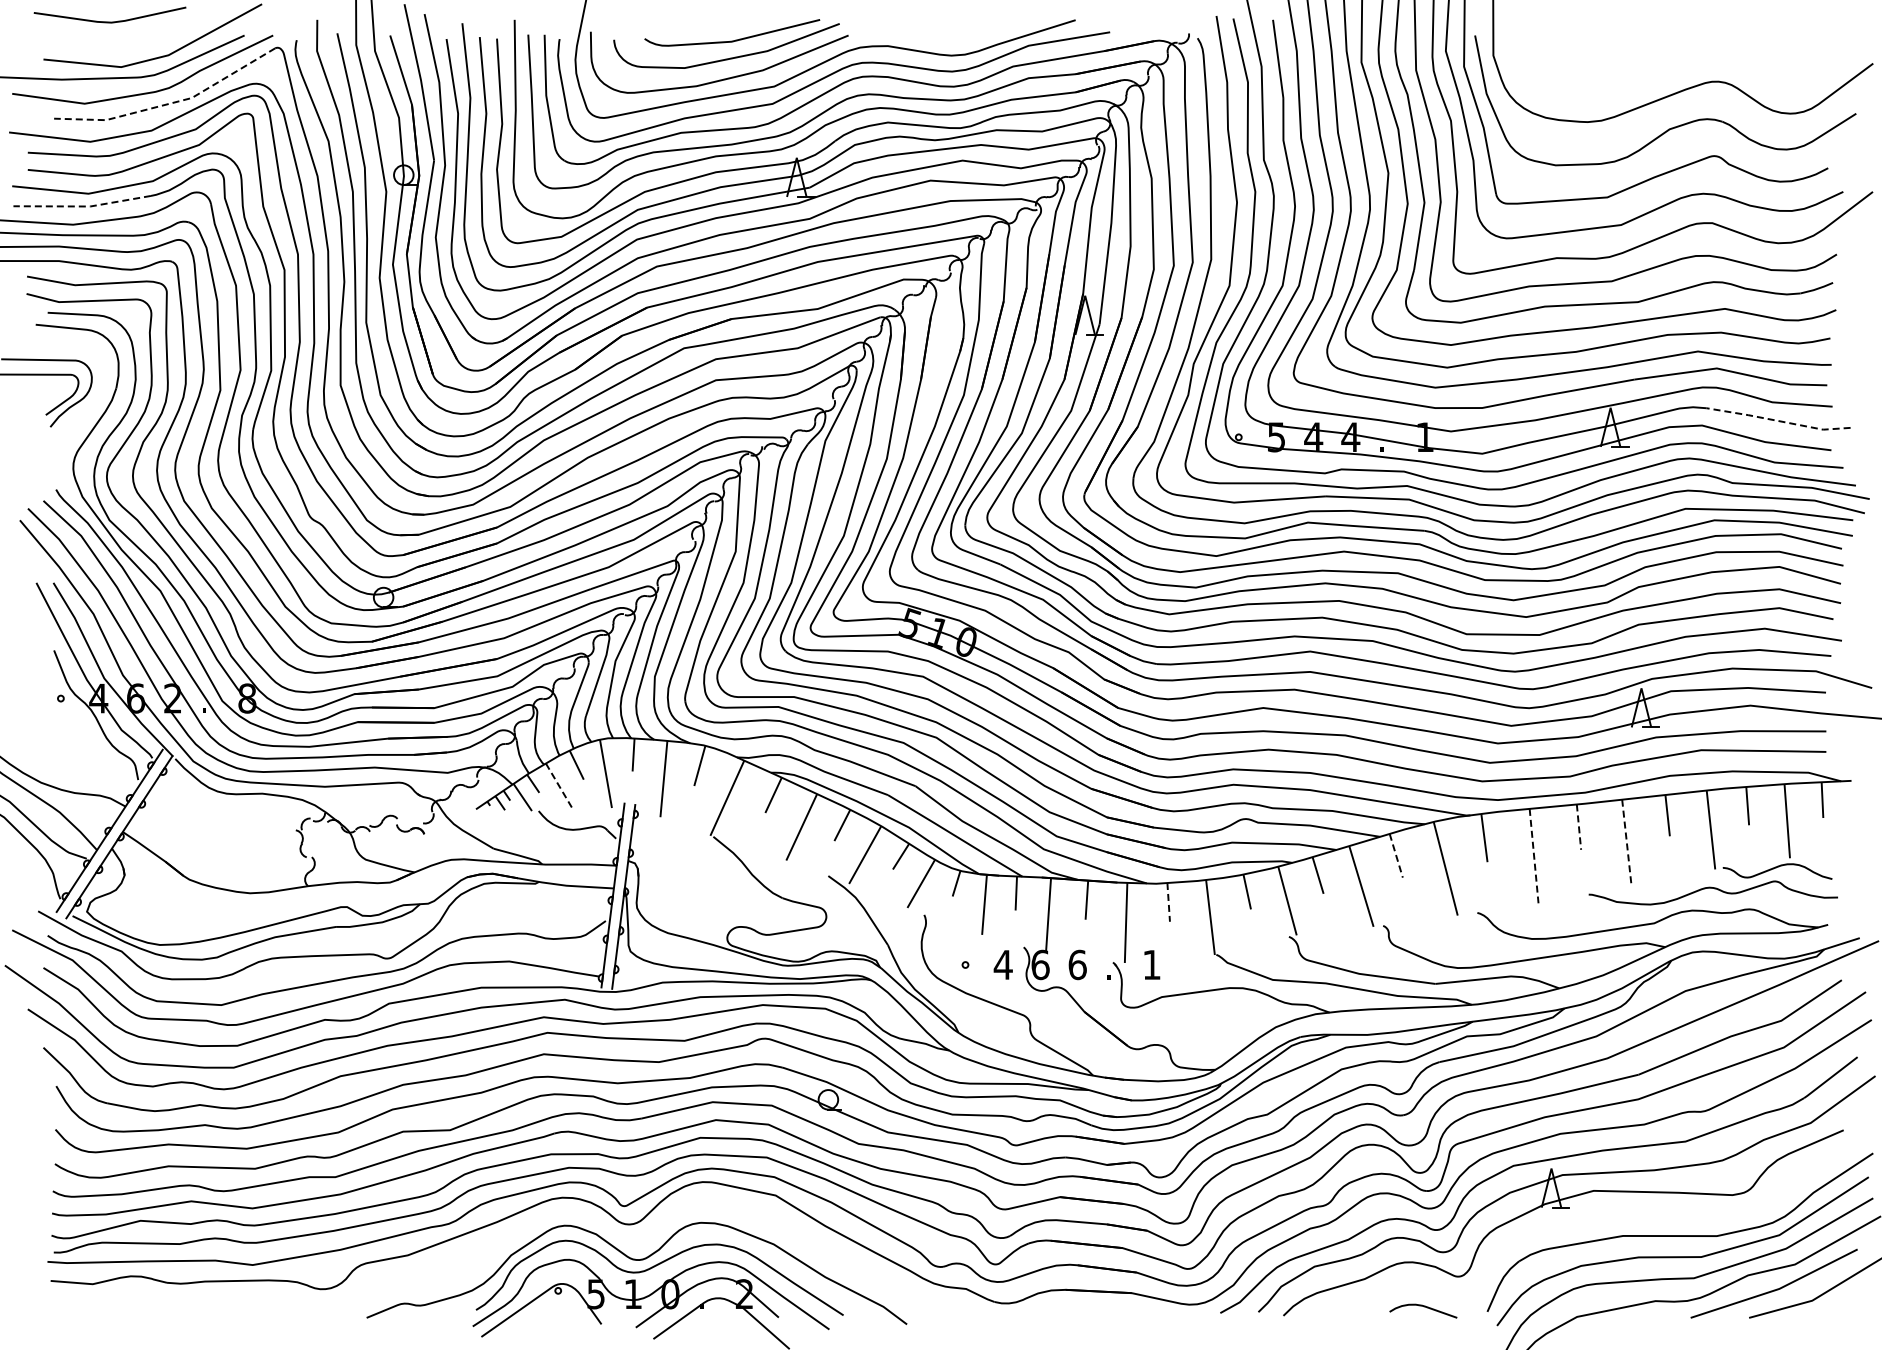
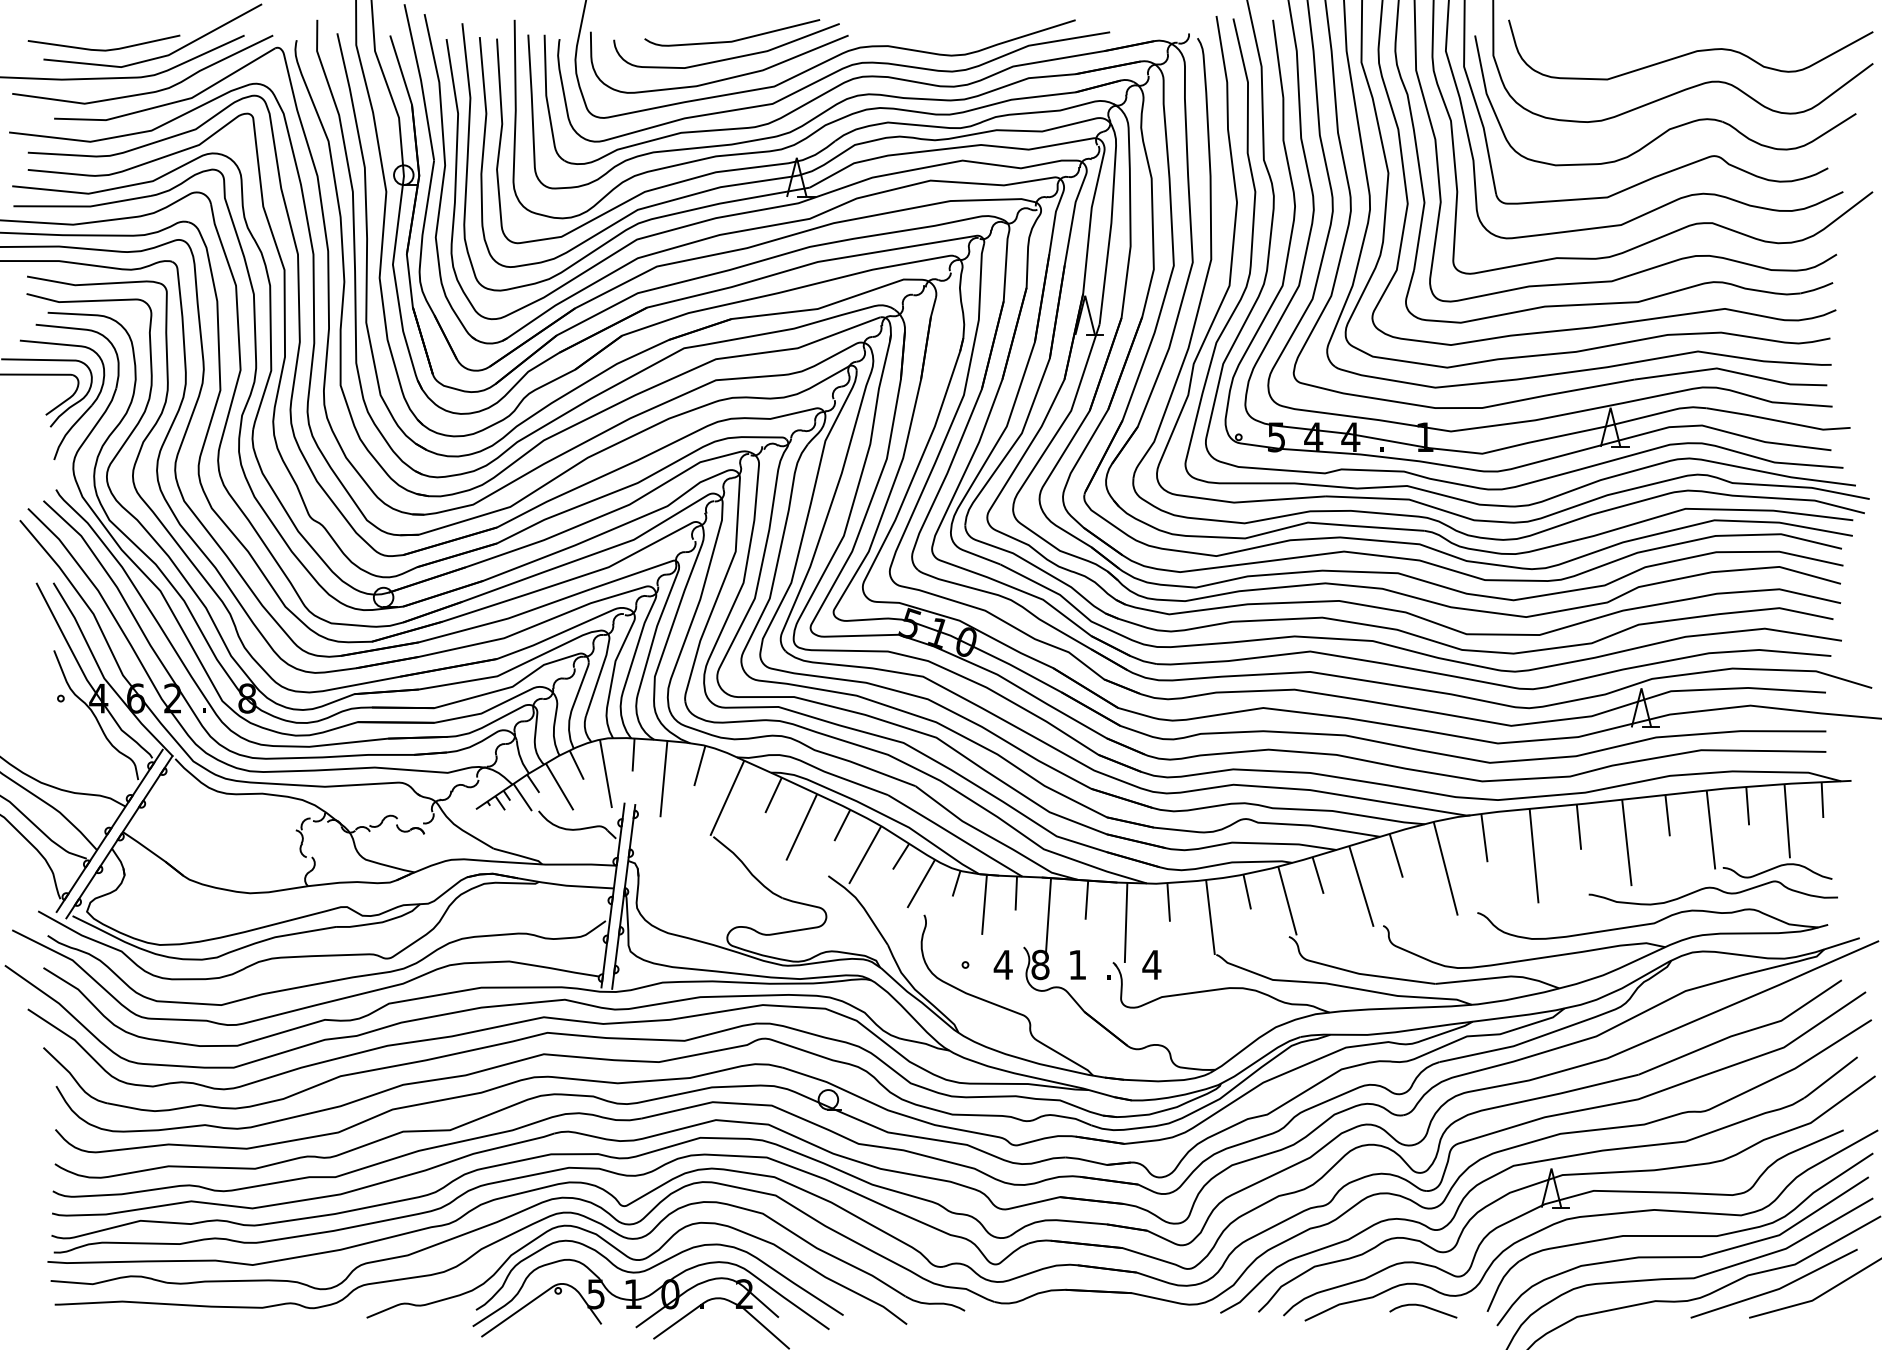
line position: (109, 21) -> (103, 49) (103, 49)
curve: none -> present (1692, 51)
line: dashed -> solid (170, 103)
line: dashed -> solid (83, 206)
part: none -> present (80, 416)
line: dashed -> solid (1778, 420)
line: dashed -> solid (559, 787)
line: dashed -> solid (1578, 827)
line: dashed -> solid (1626, 843)
line: dashed -> solid (1396, 855)
line: dashed -> solid (1534, 856)
line: dashed -> solid (1168, 902)
text: 6 -> 8 (1040, 964)
text: 6 -> 1 (1077, 964)
text: 1 -> 4 (1151, 964)
curve: none -> present (1588, 1217)
part: none -> present (501, 1240)
